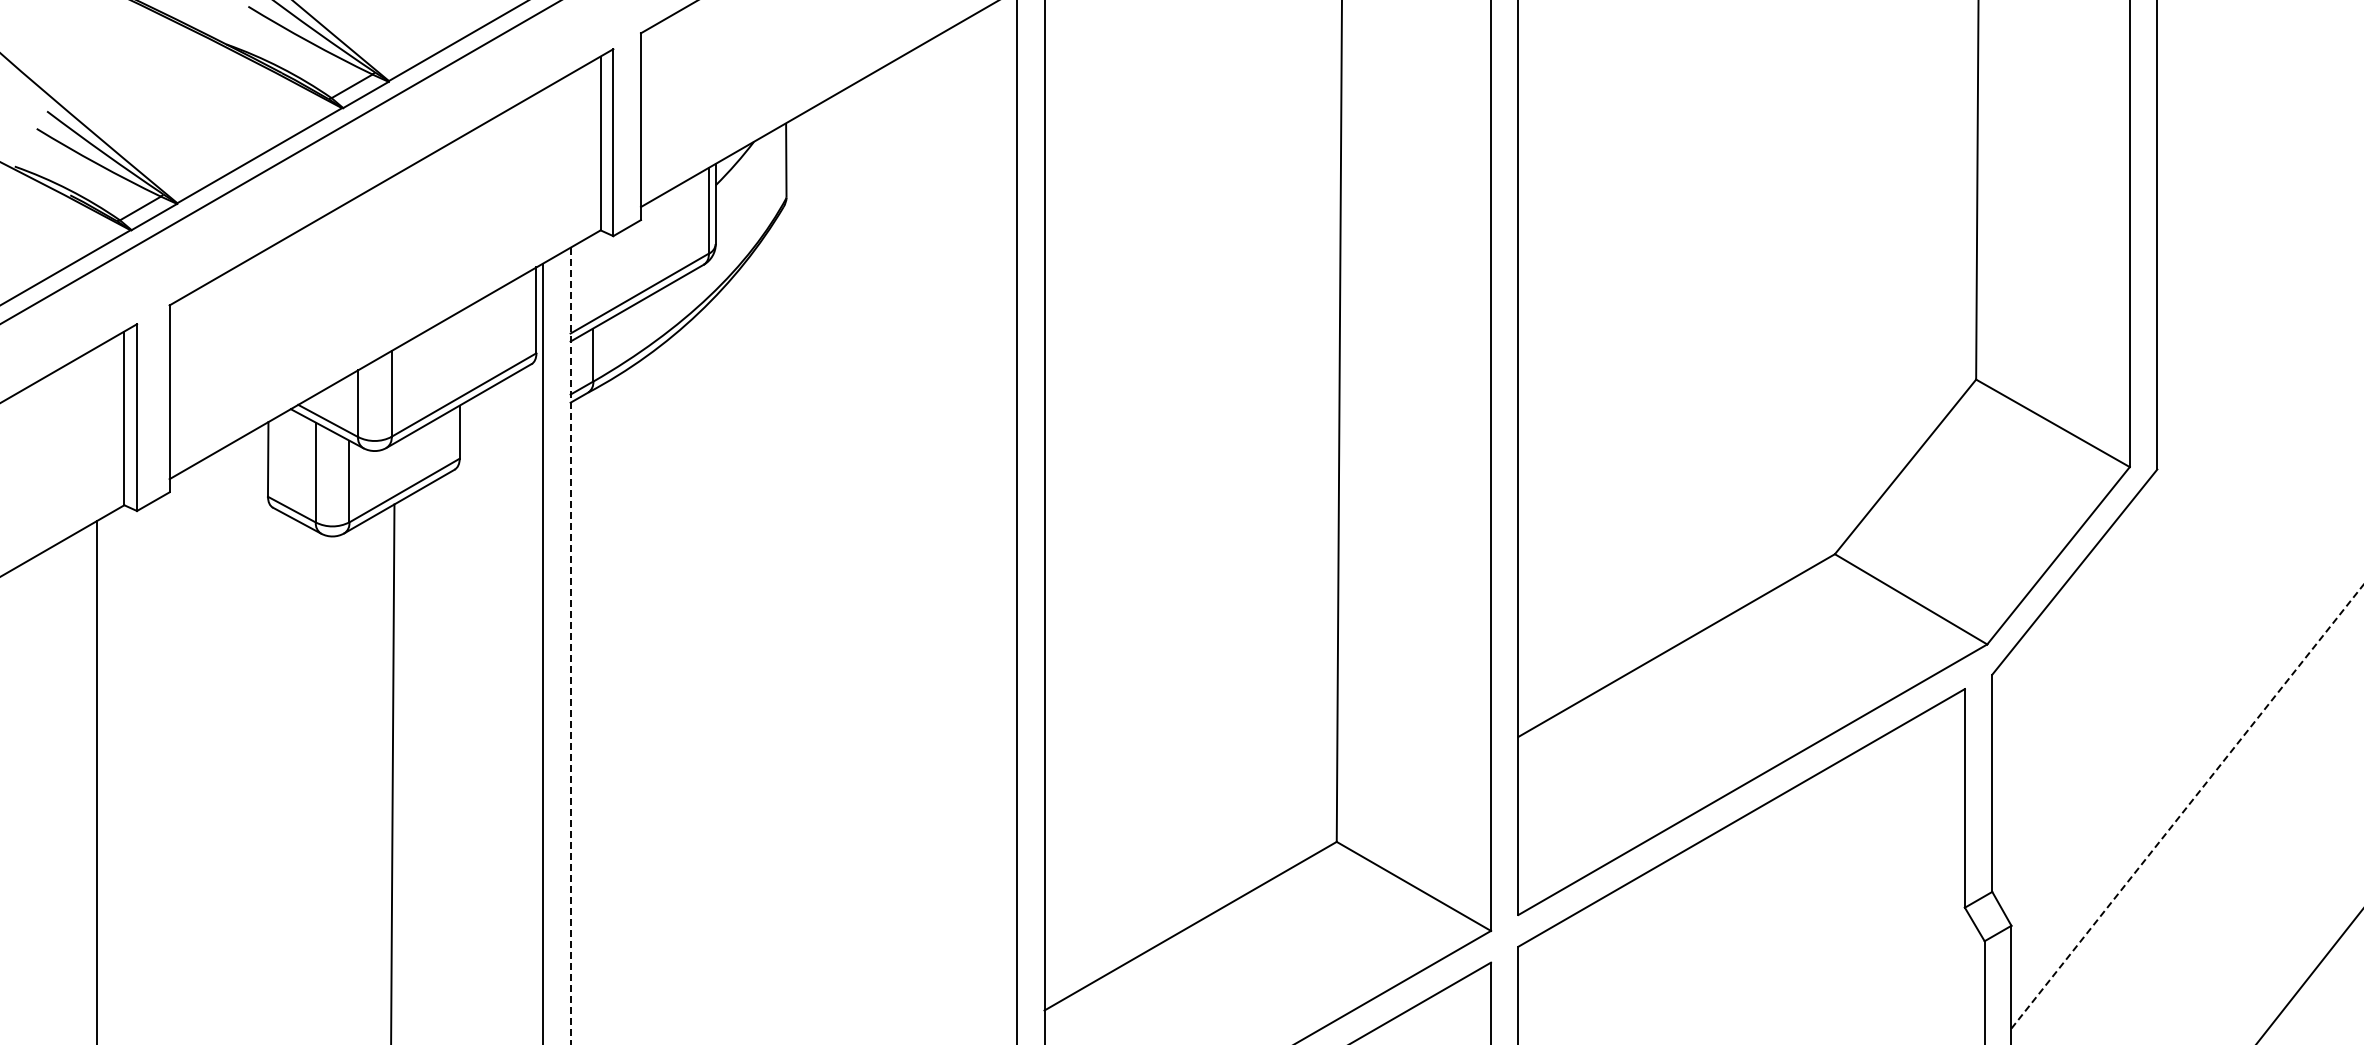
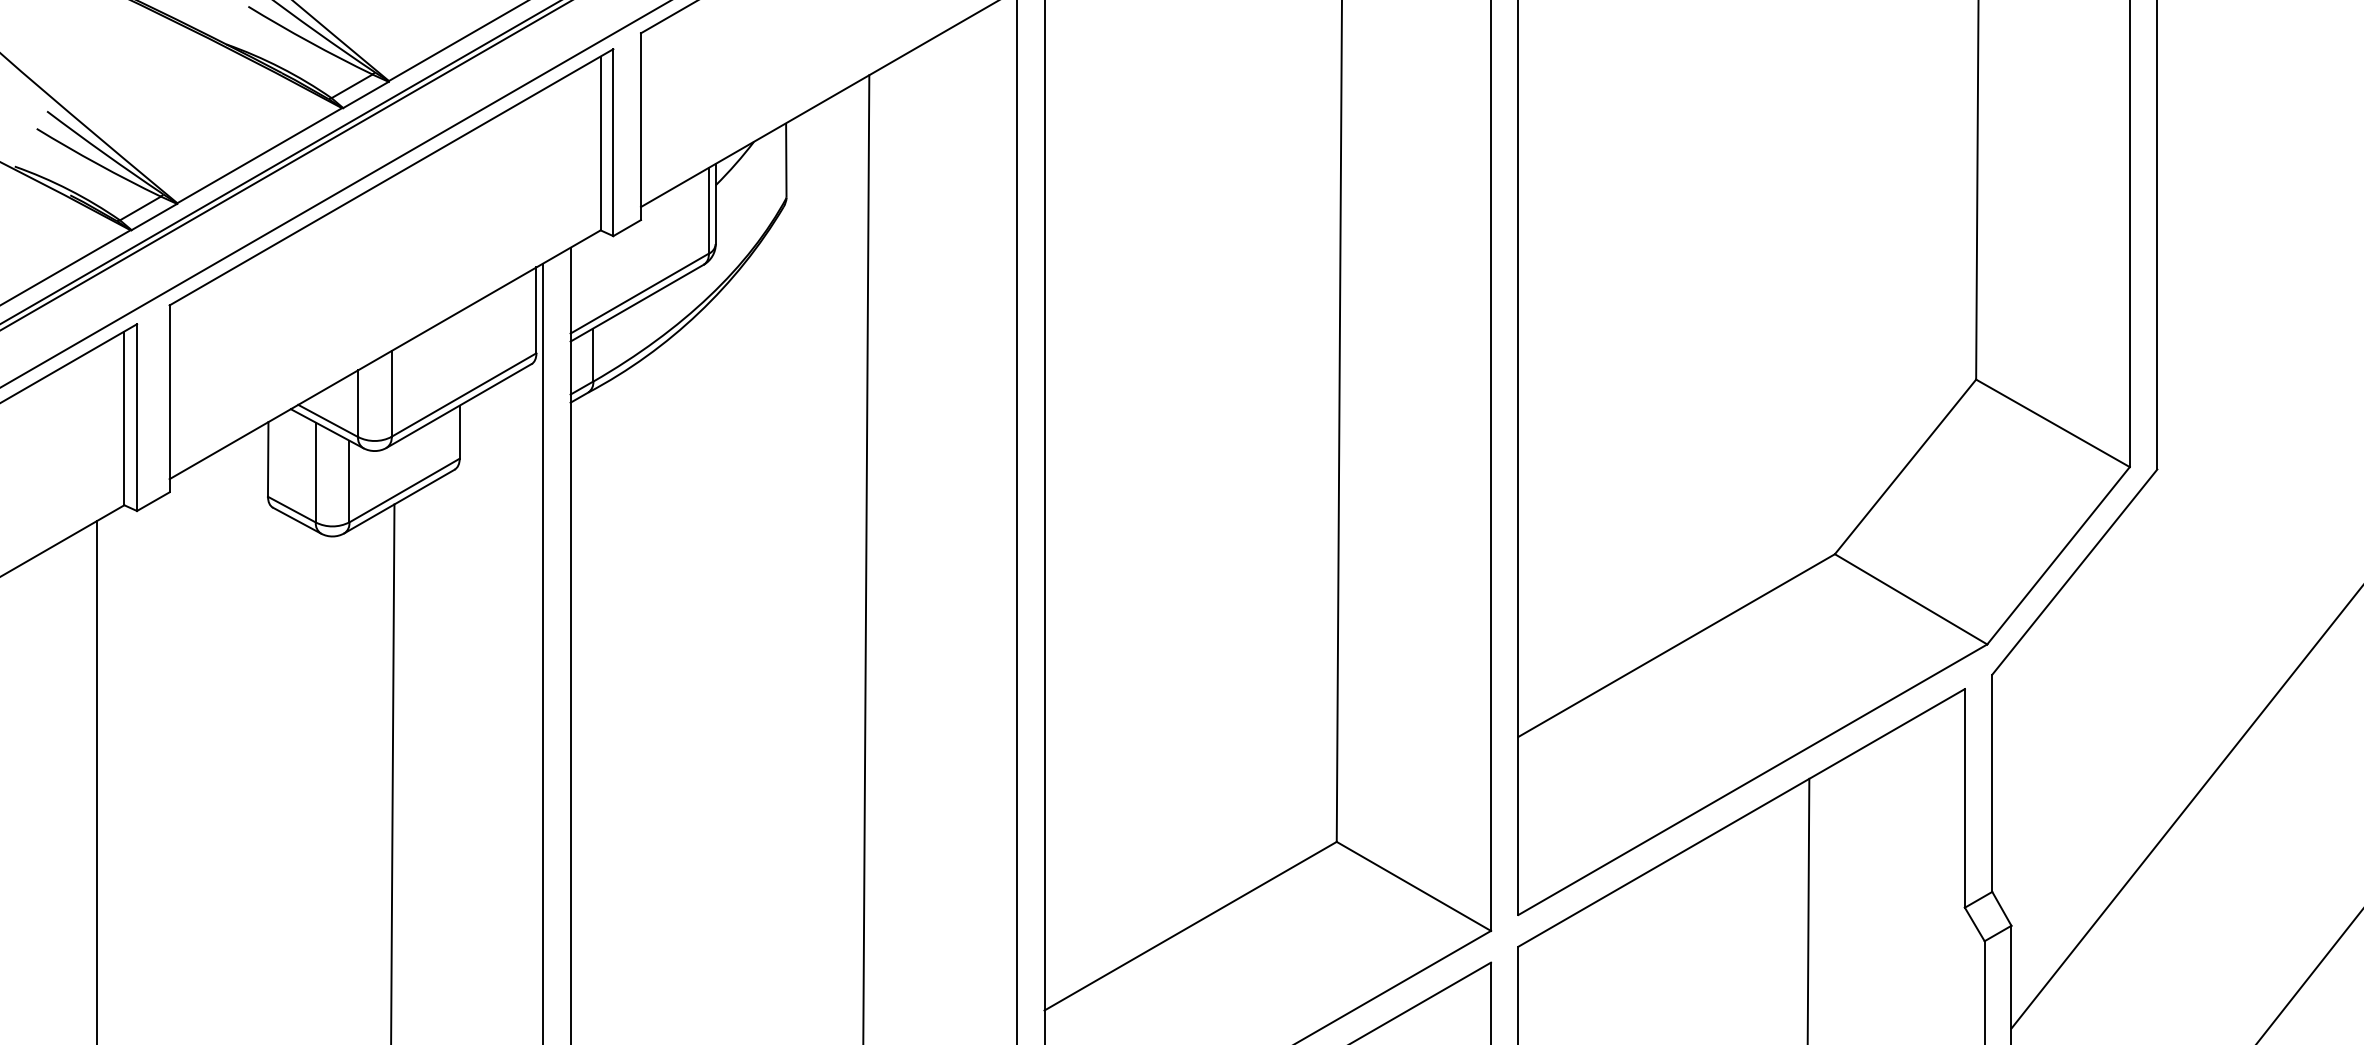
line: none -> present (285, 165)
line: none -> present (335, 194)
line: none -> present (866, 558)
line: dashed -> solid (570, 646)
line: dashed -> solid (2187, 806)
line: none -> present (1808, 909)
